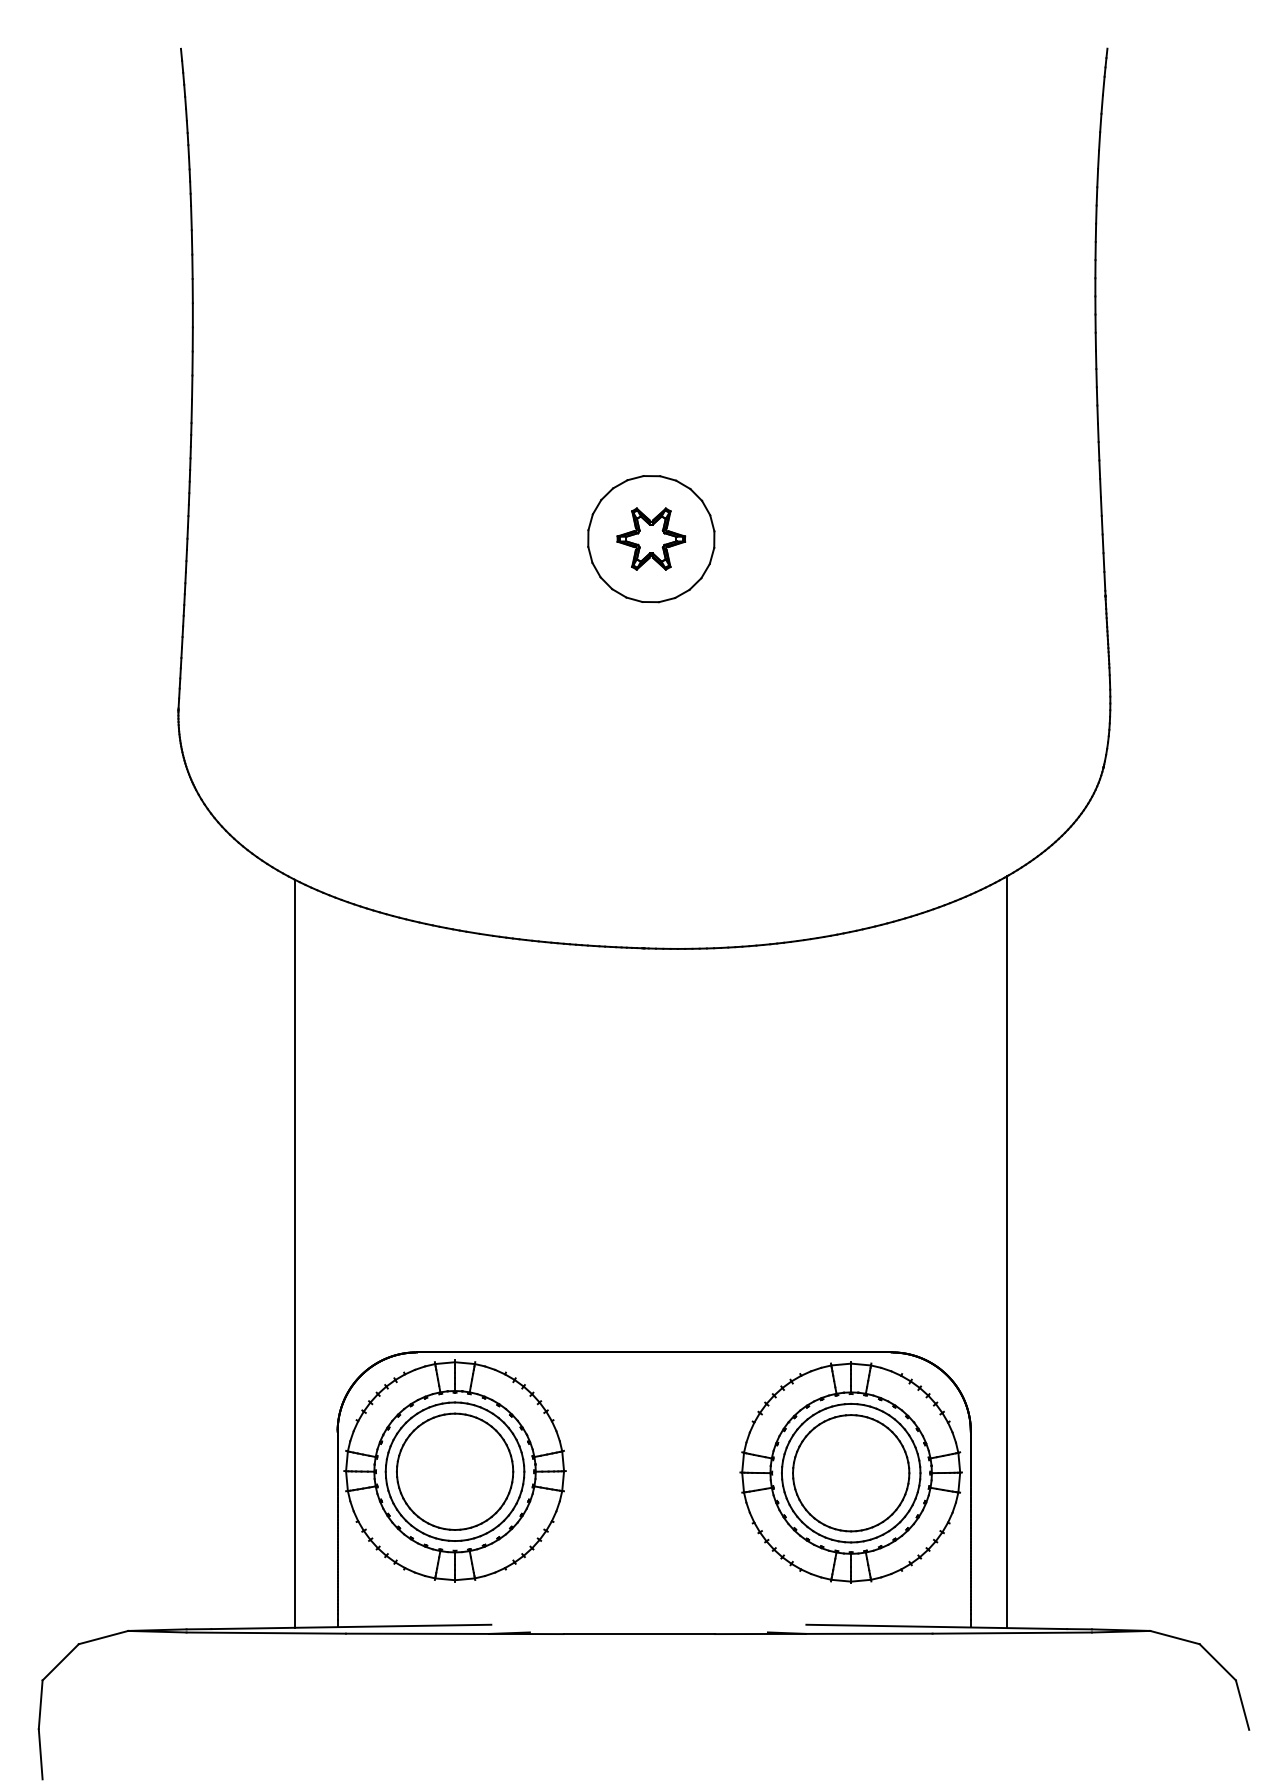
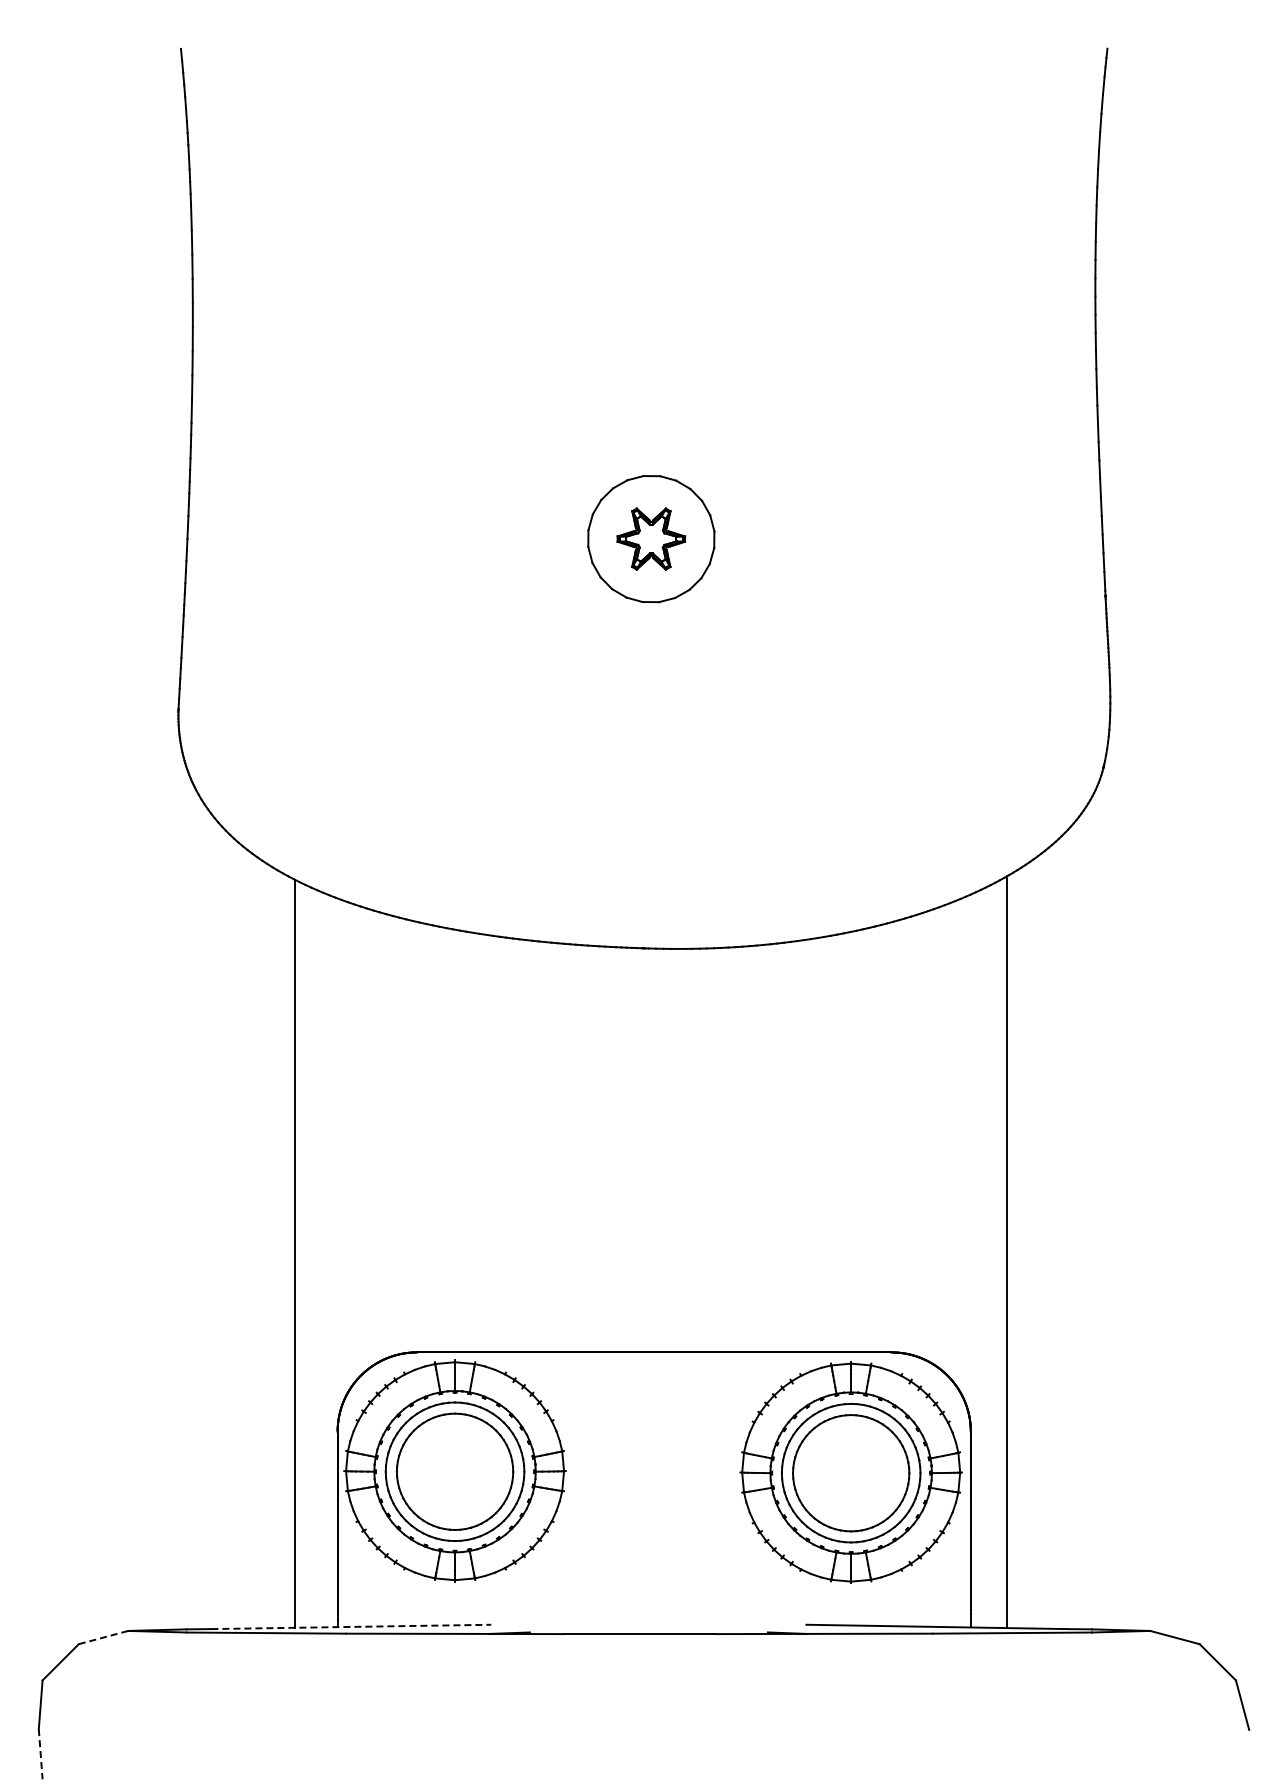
line: solid -> dashed (351, 1626)
line: solid -> dashed (103, 1637)
line: solid -> dashed (40, 1754)
